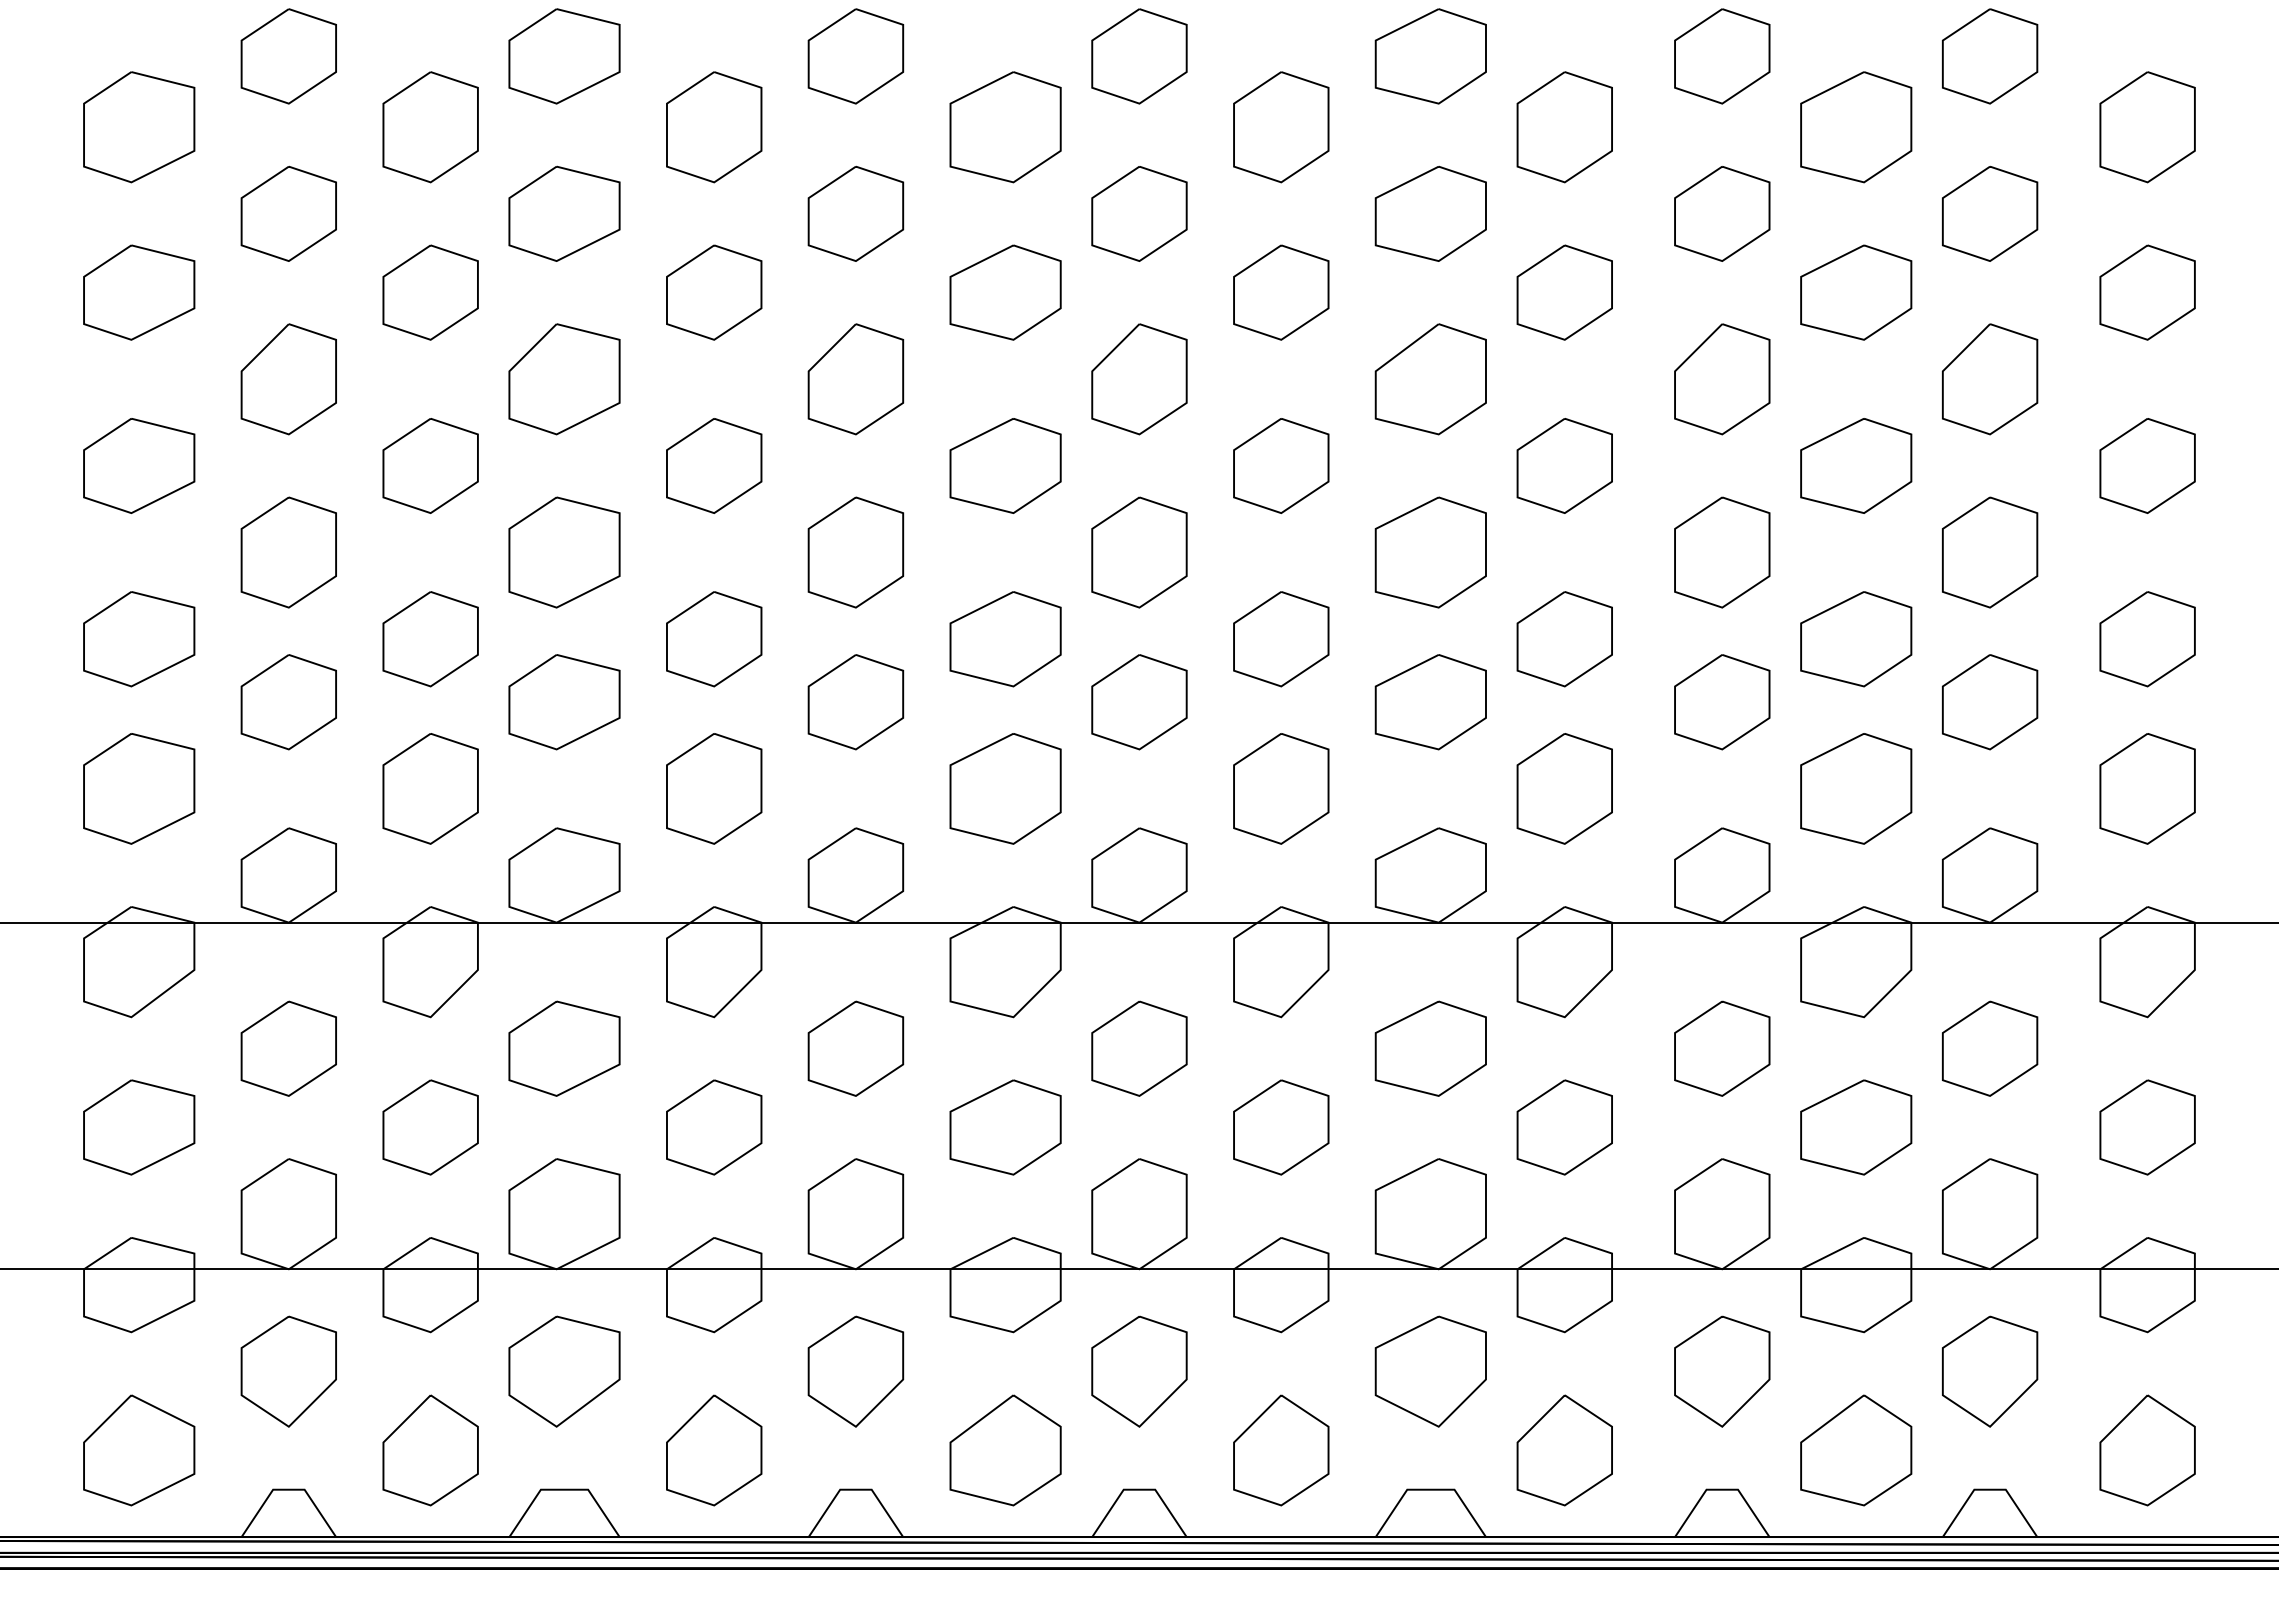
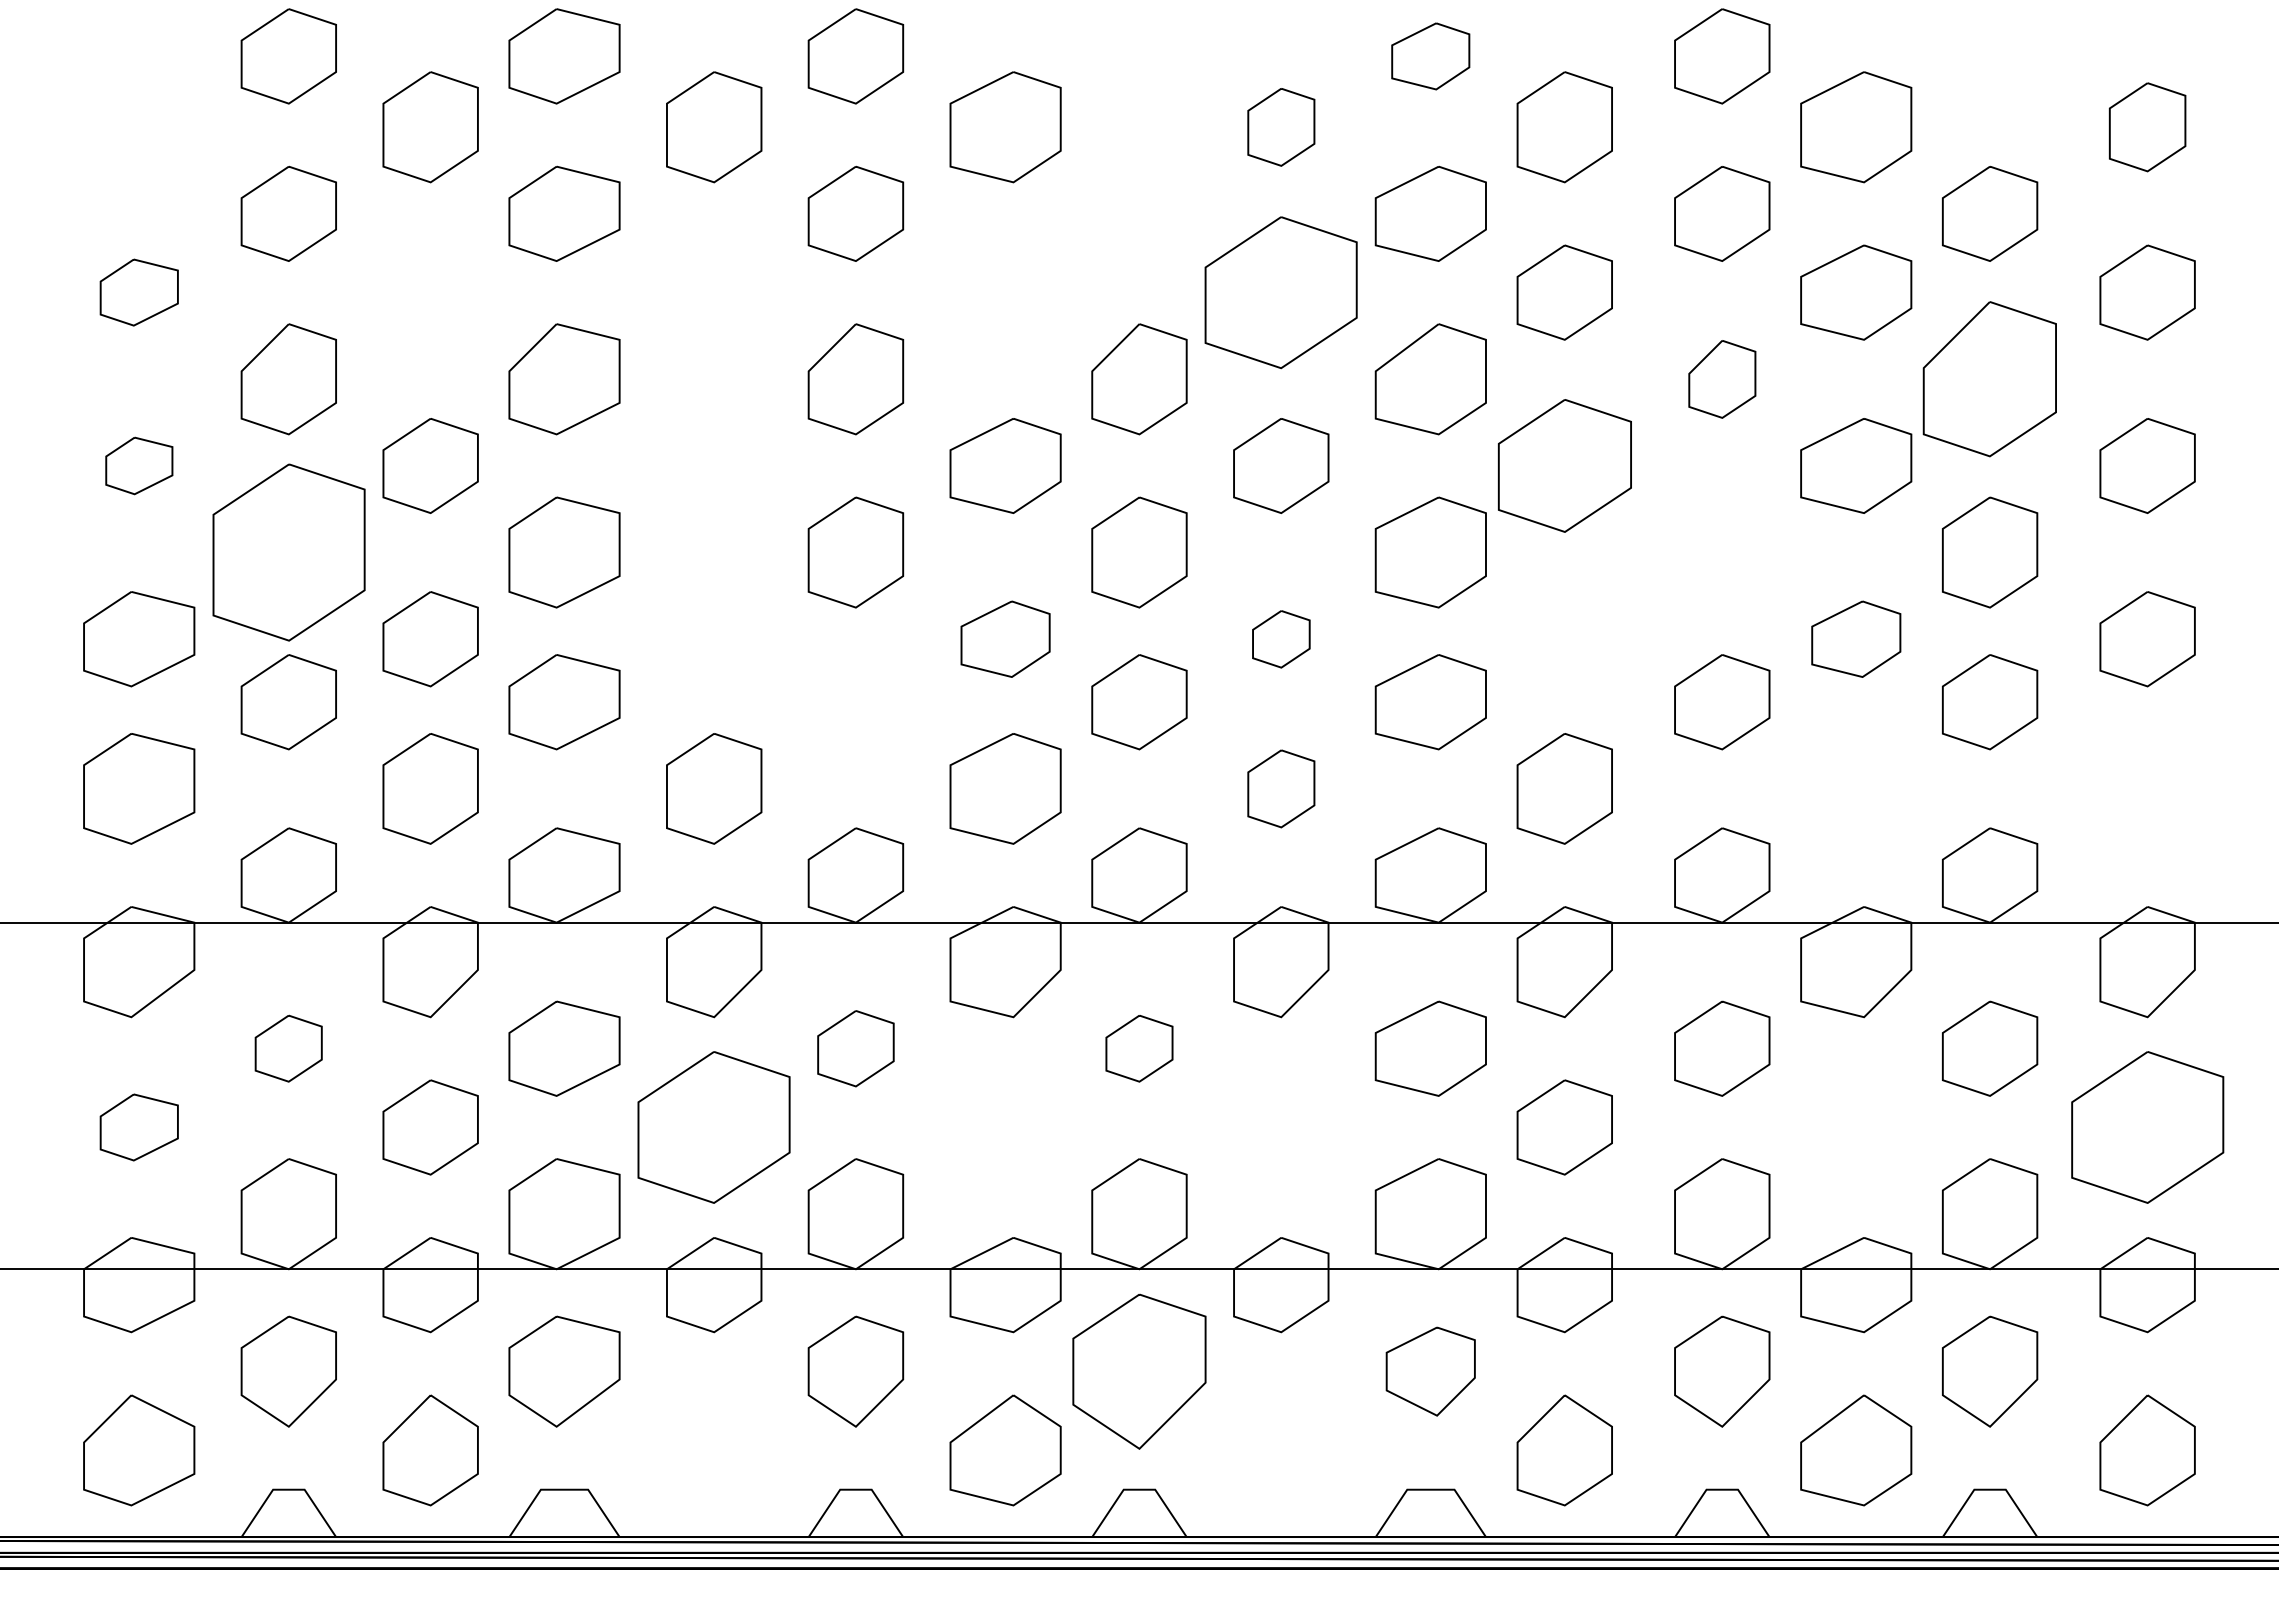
part: present -> none (1139, 56)
part size: 113x97 px -> 80x69 px (1430, 56)
part: present -> none (1990, 56)
part: present -> none (139, 127)
part size: 97x113 px -> 69x79 px (1281, 127)
part size: 97x113 px -> 79x91 px (2147, 127)
part: present -> none (1139, 213)
part size: 113x97 px -> 80x69 px (138, 292)
part: present -> none (430, 292)
part: present -> none (714, 292)
part: present -> none (1005, 292)
part size: 97x97 px -> 154x154 px (1280, 292)
part size: 97x113 px -> 69x79 px (1722, 379)
part size: 97x113 px -> 135x157 px (1989, 379)
part size: 113x96 px -> 69x60 px (139, 465)
part: present -> none (714, 465)
part size: 97x96 px -> 135x134 px (1564, 465)
part size: 97x113 px -> 154x179 px (288, 552)
part: present -> none (1722, 552)
part: present -> none (714, 639)
part size: 113x97 px -> 91x78 px (1005, 638)
part size: 97x97 px -> 59x59 px (1281, 639)
part: present -> none (1564, 639)
part size: 113x97 px -> 91x78 px (1856, 638)
part: present -> none (855, 702)
part size: 97x112 px -> 69x80 px (1281, 788)
part: present -> none (1856, 788)
part: present -> none (2147, 788)
part size: 97x97 px -> 69x69 px (288, 1048)
part size: 98x97 px -> 78x78 px (855, 1048)
part size: 97x97 px -> 69x68 px (1139, 1048)
part size: 113x97 px -> 80x69 px (138, 1127)
part size: 97x97 px -> 154x153 px (713, 1127)
part: present -> none (1005, 1127)
part: present -> none (1281, 1127)
part: present -> none (1856, 1127)
part size: 97x97 px -> 154x153 px (2147, 1127)
part size: 97x113 px -> 135x157 px (1139, 1371)
part size: 113x113 px -> 91x91 px (1430, 1371)
part: present -> none (714, 1450)
part: present -> none (1281, 1450)
